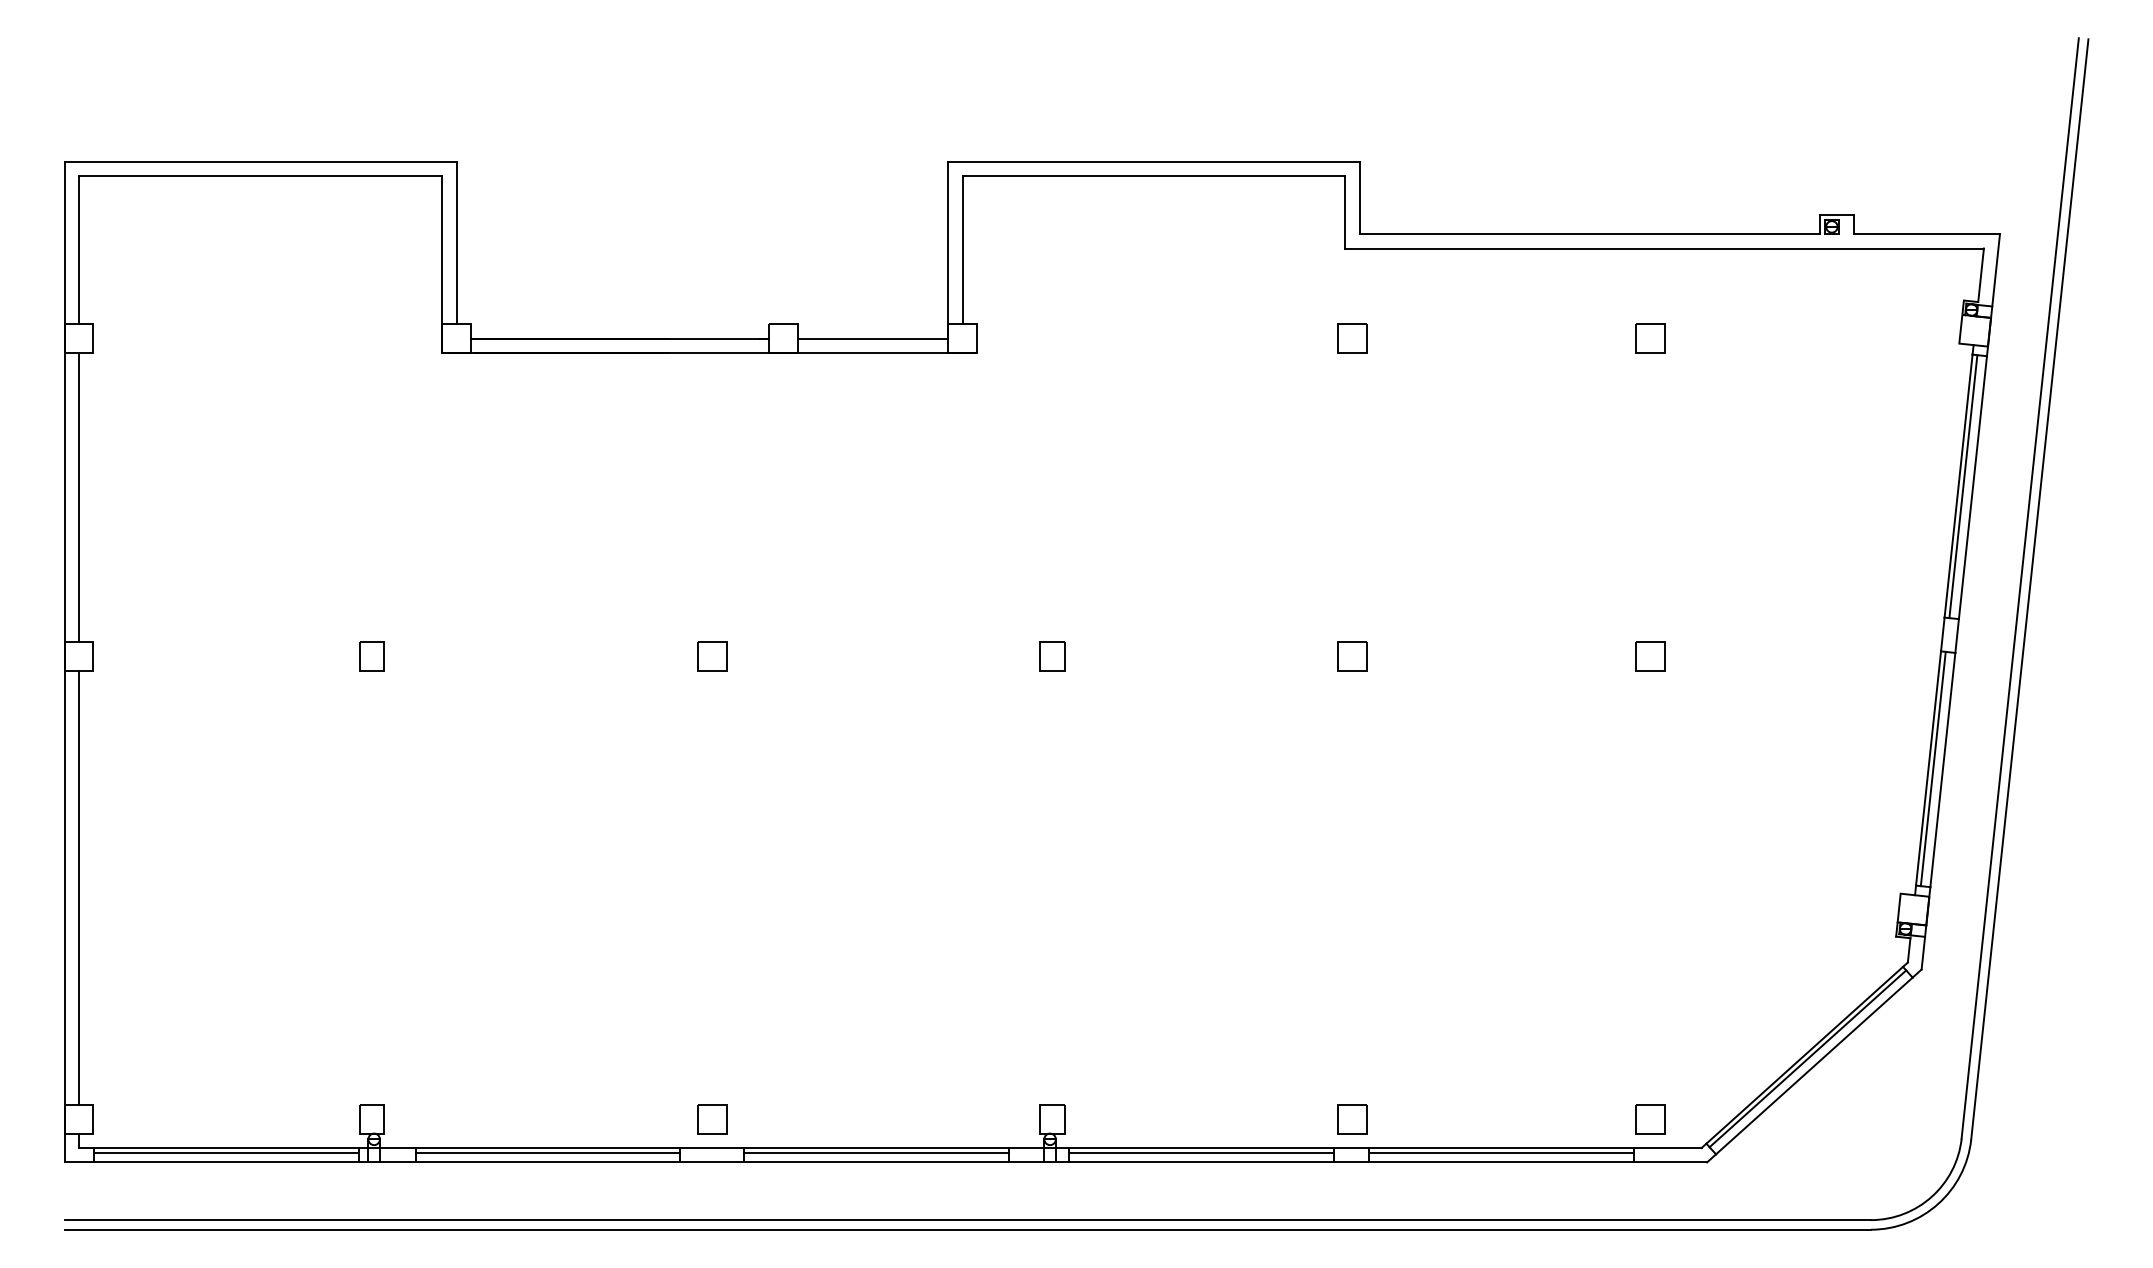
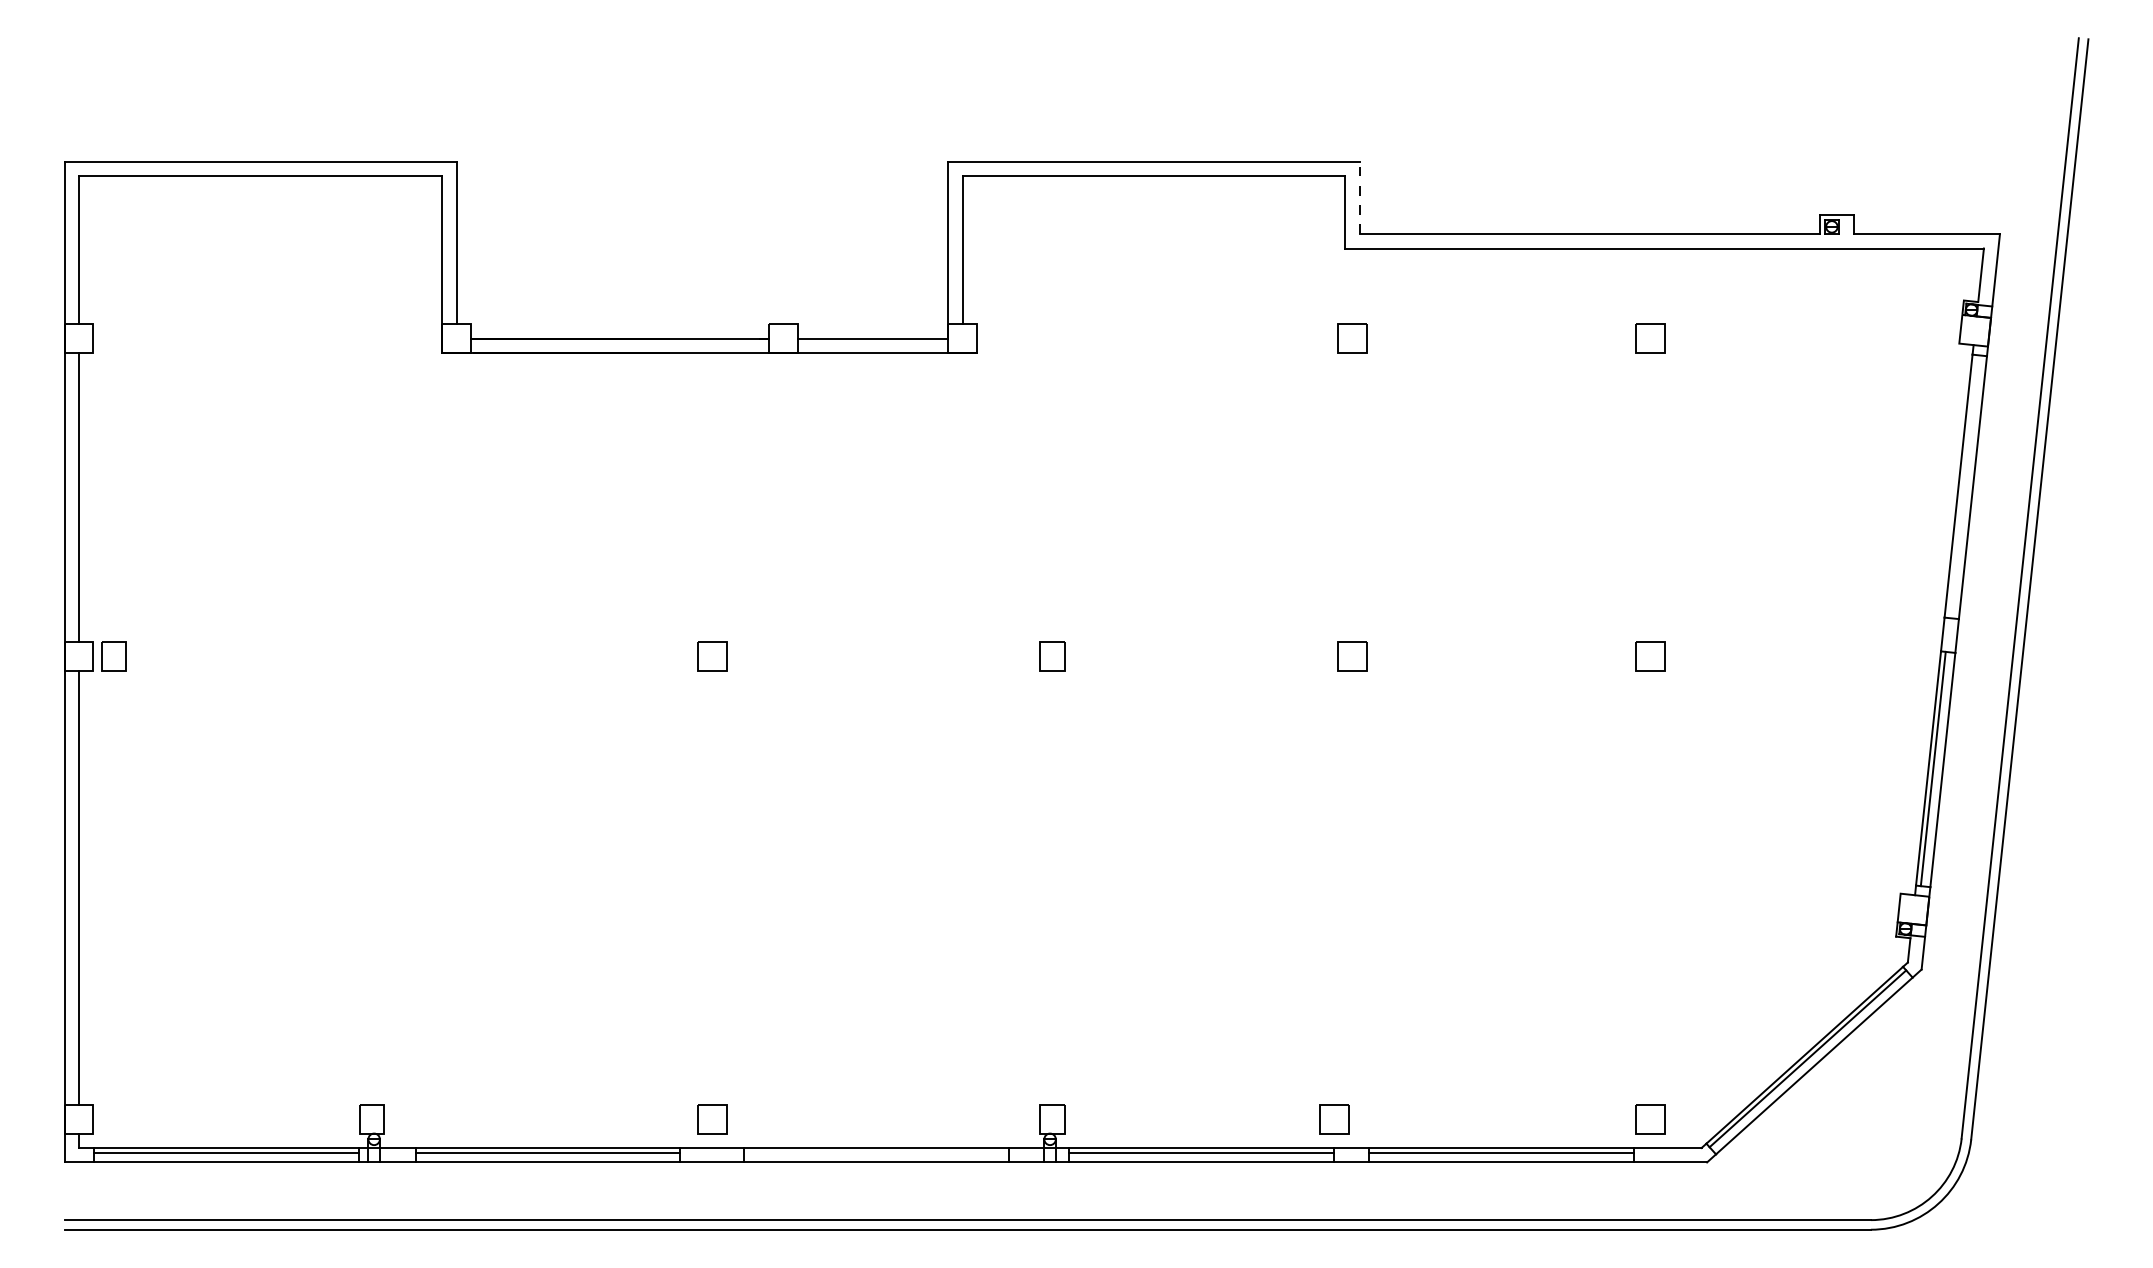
line: solid -> dashed (1359, 197)
line: present -> none (1963, 486)
part position: (371, 656) -> (113, 656) (113, 656)
part position: (1352, 1119) -> (1334, 1119) (1334, 1119)
line: present -> none (876, 1152)
